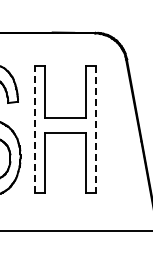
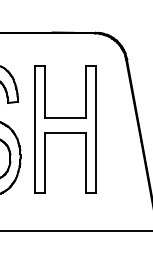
line: dashed -> solid (34, 129)
line: dashed -> solid (96, 129)
